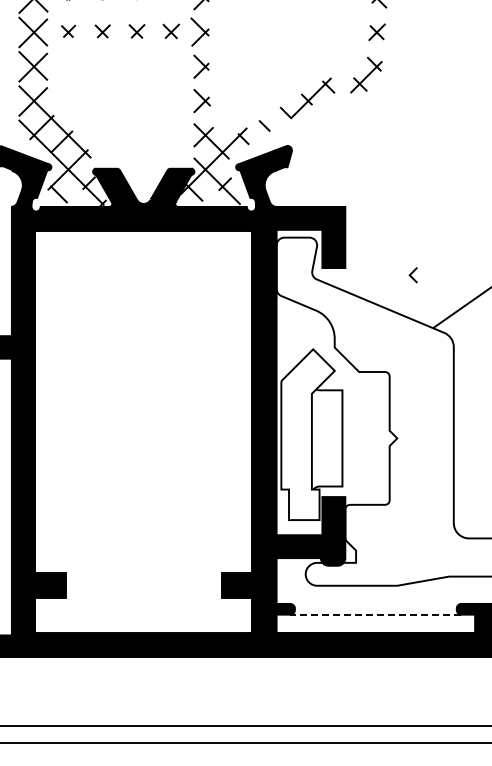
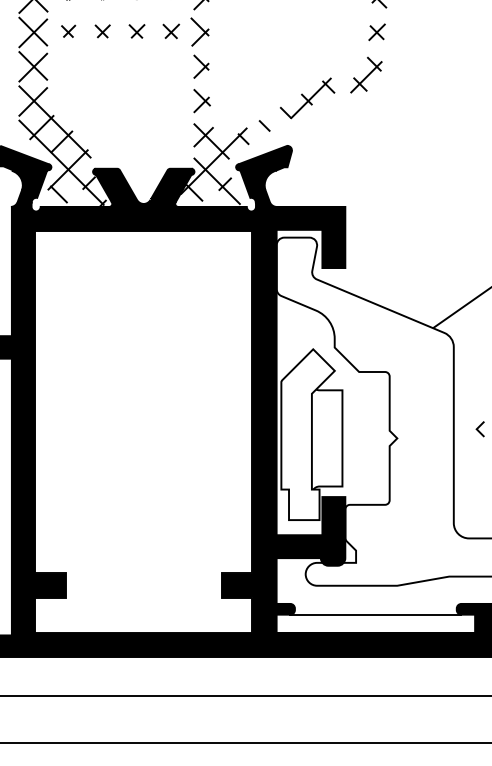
line position: (411, 275) -> (478, 429) (478, 429)
line: dashed -> solid (375, 614)
line position: (245, 725) -> (245, 695) (245, 695)
